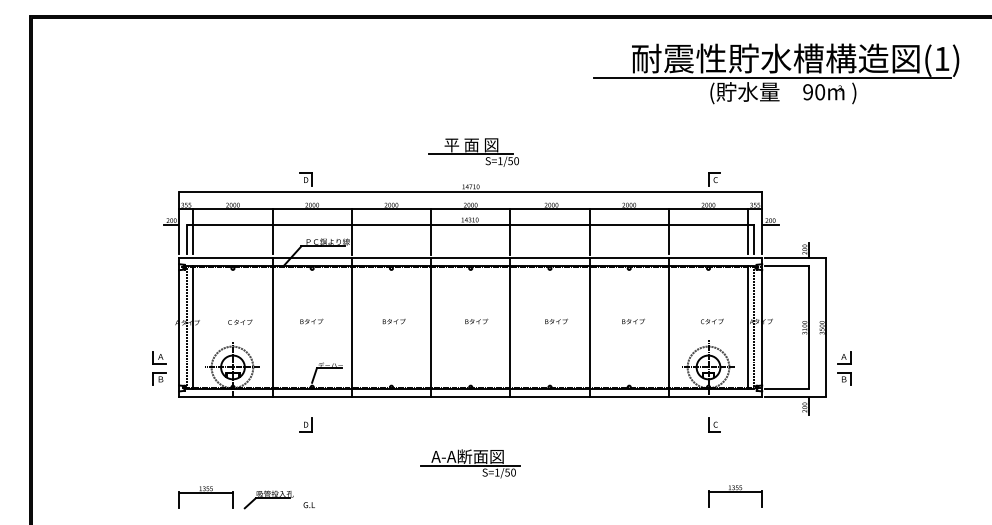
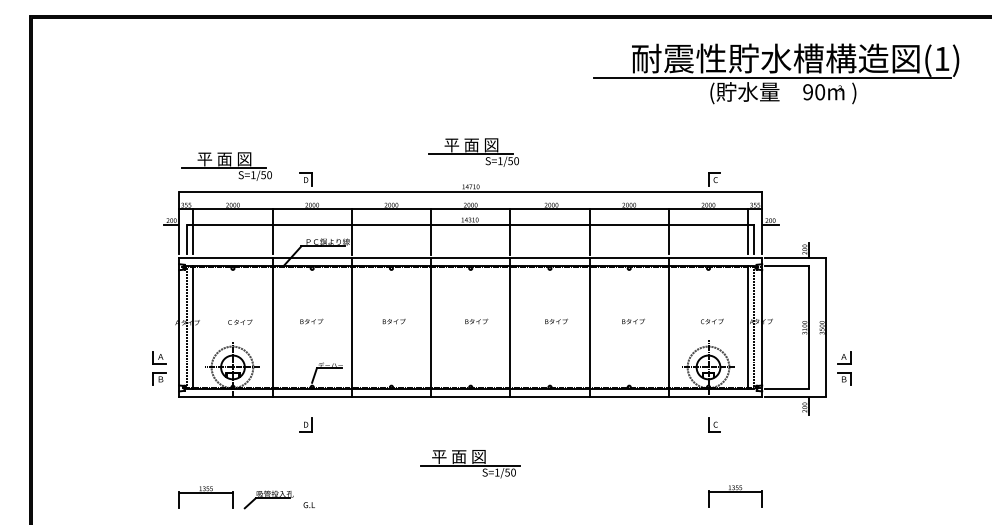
part: none -> present (226, 166)
text: A-A断面図 -> 平 面 図 (467, 456)
